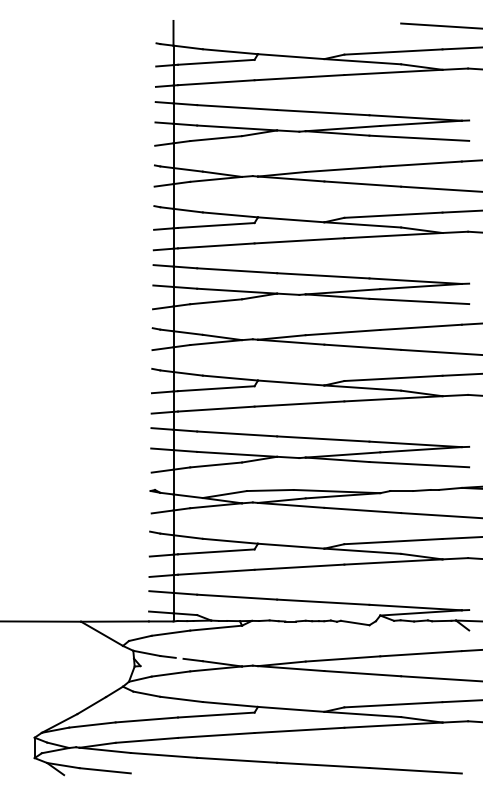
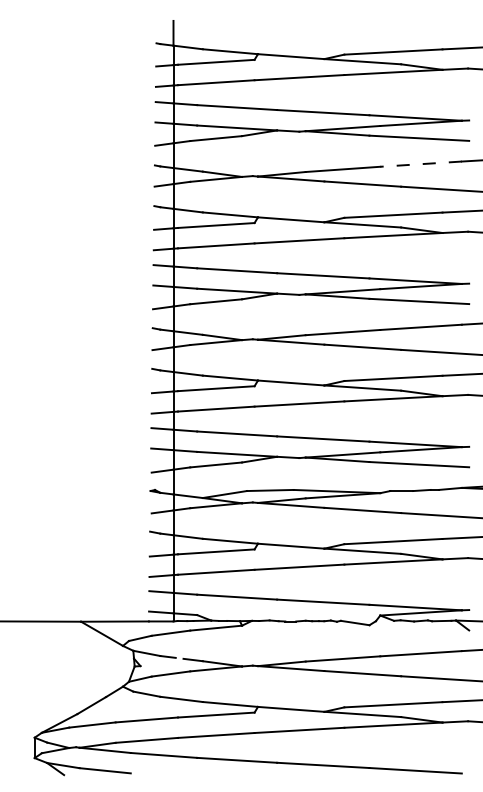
line: present -> none (440, 25)
line: solid -> dashed (421, 164)
